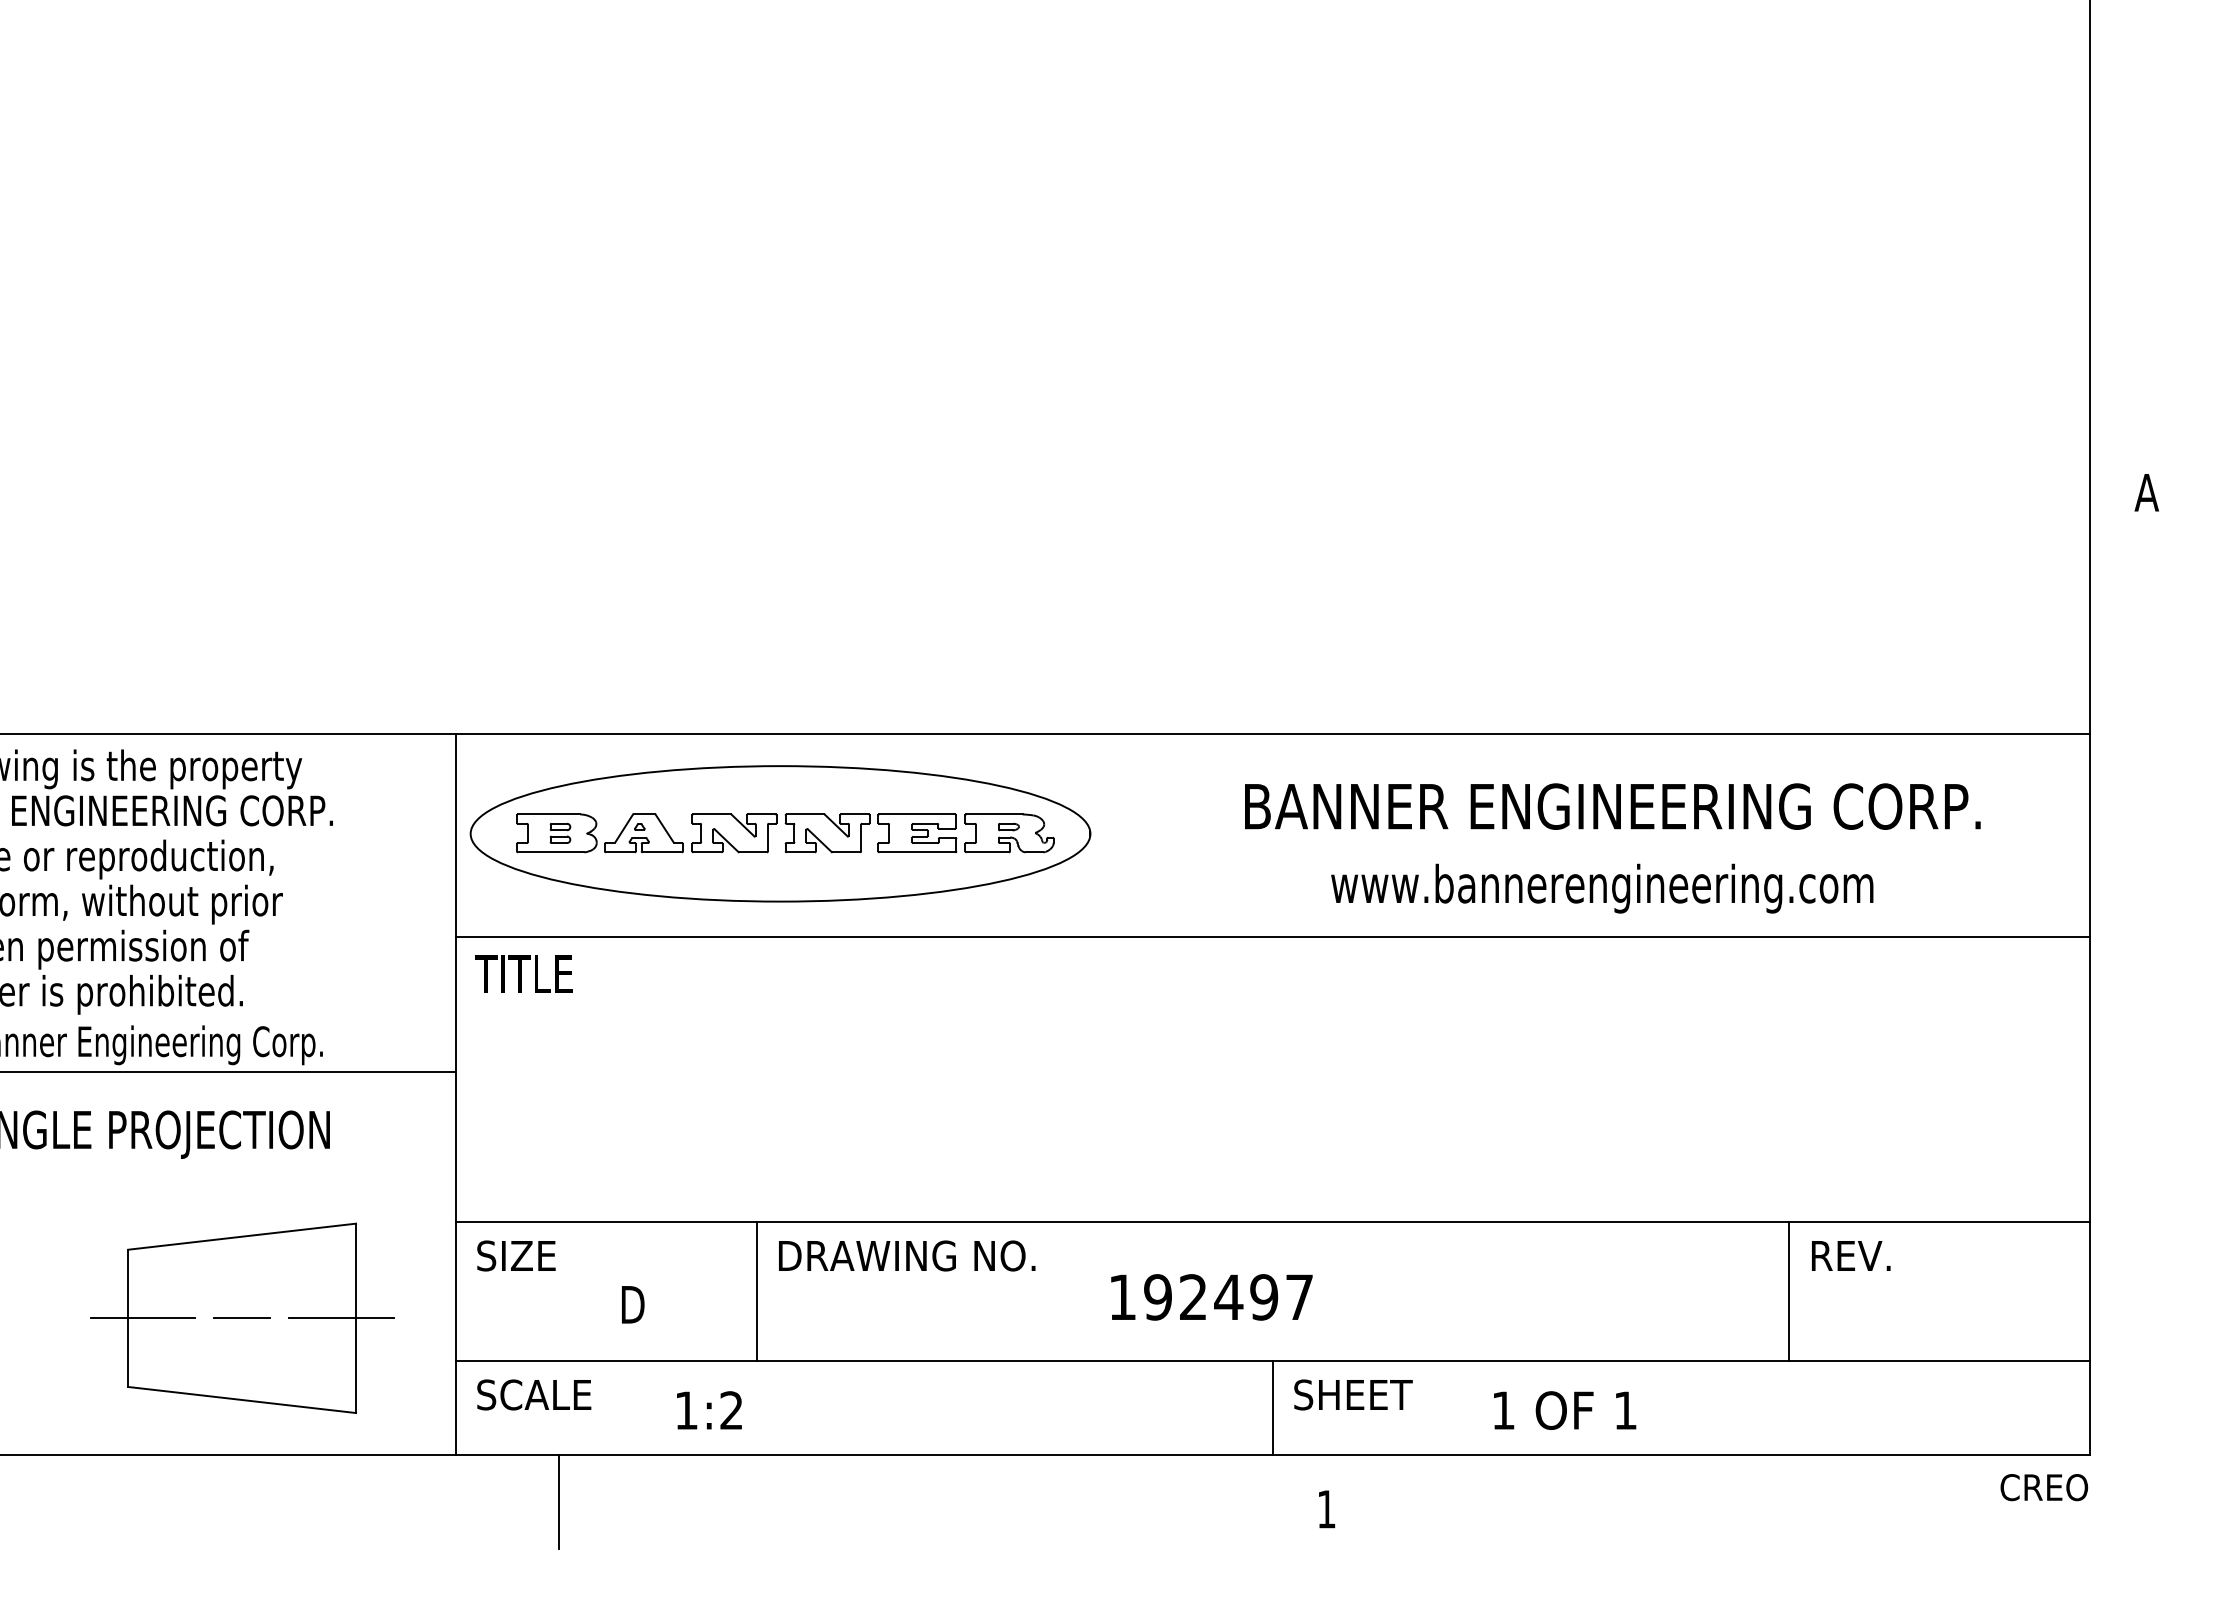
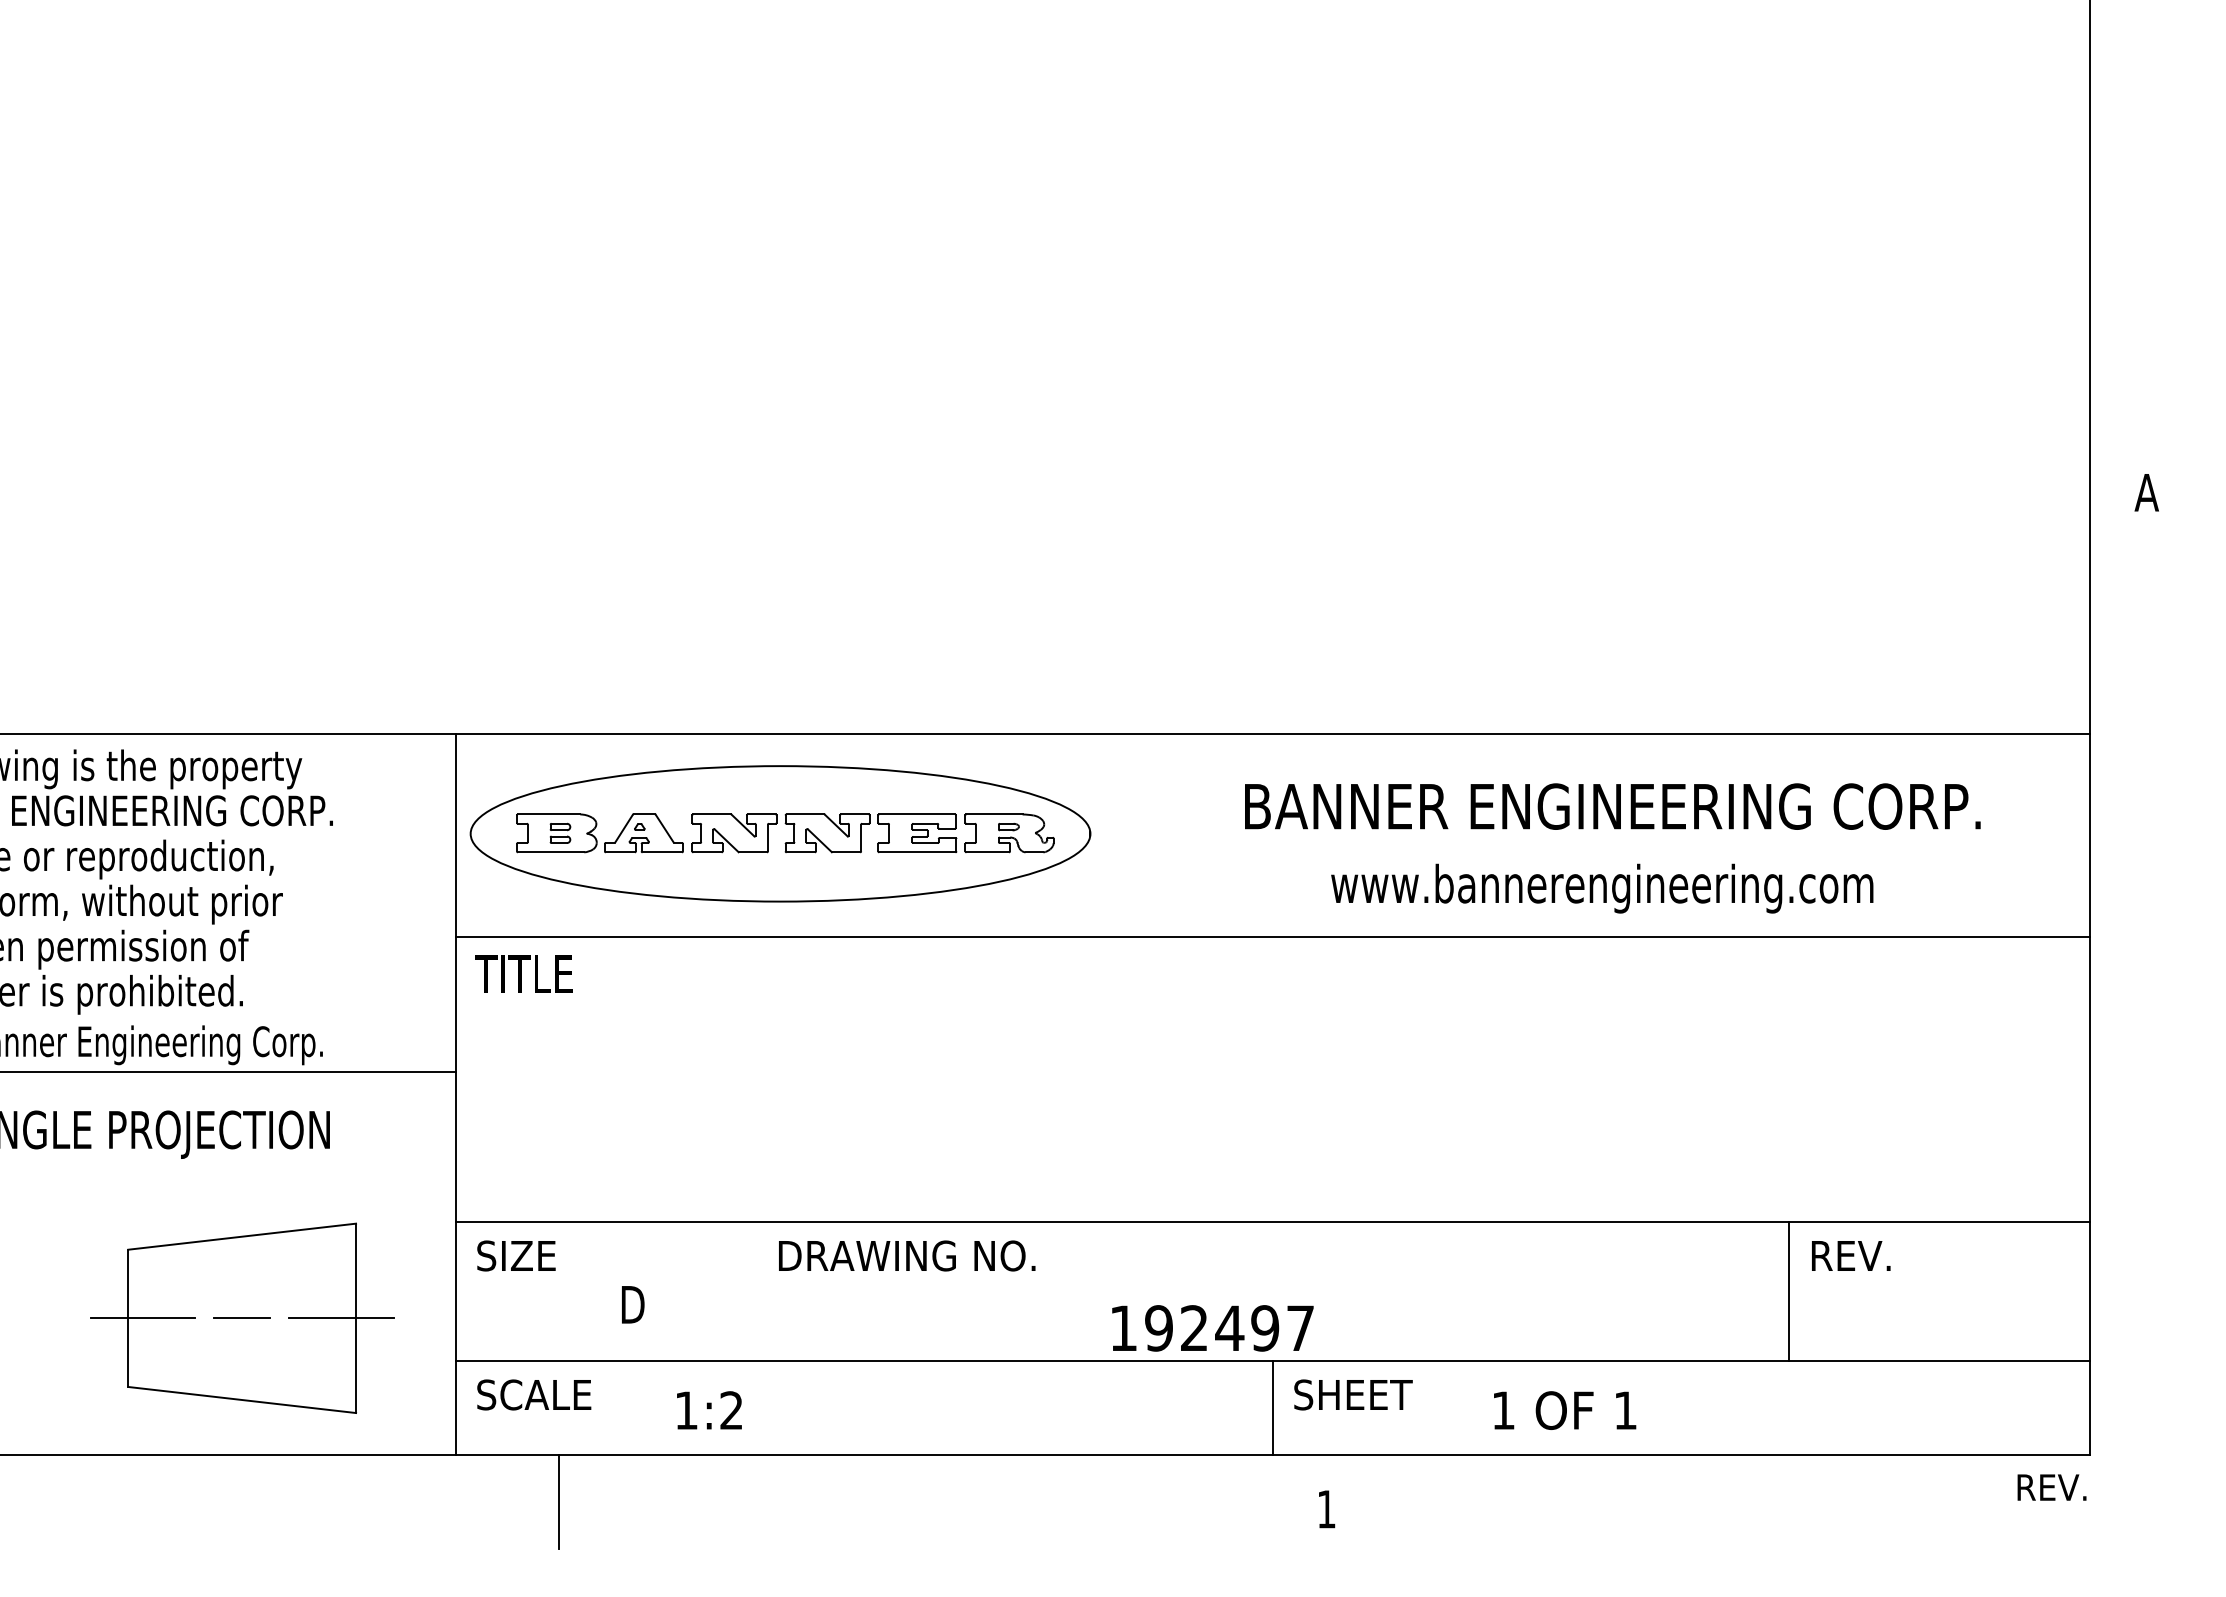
line: present -> none (756, 1291)
text position: (1211, 1297) -> (1212, 1328) (1212, 1328)
text: CREO -> REV. (2044, 1487)
